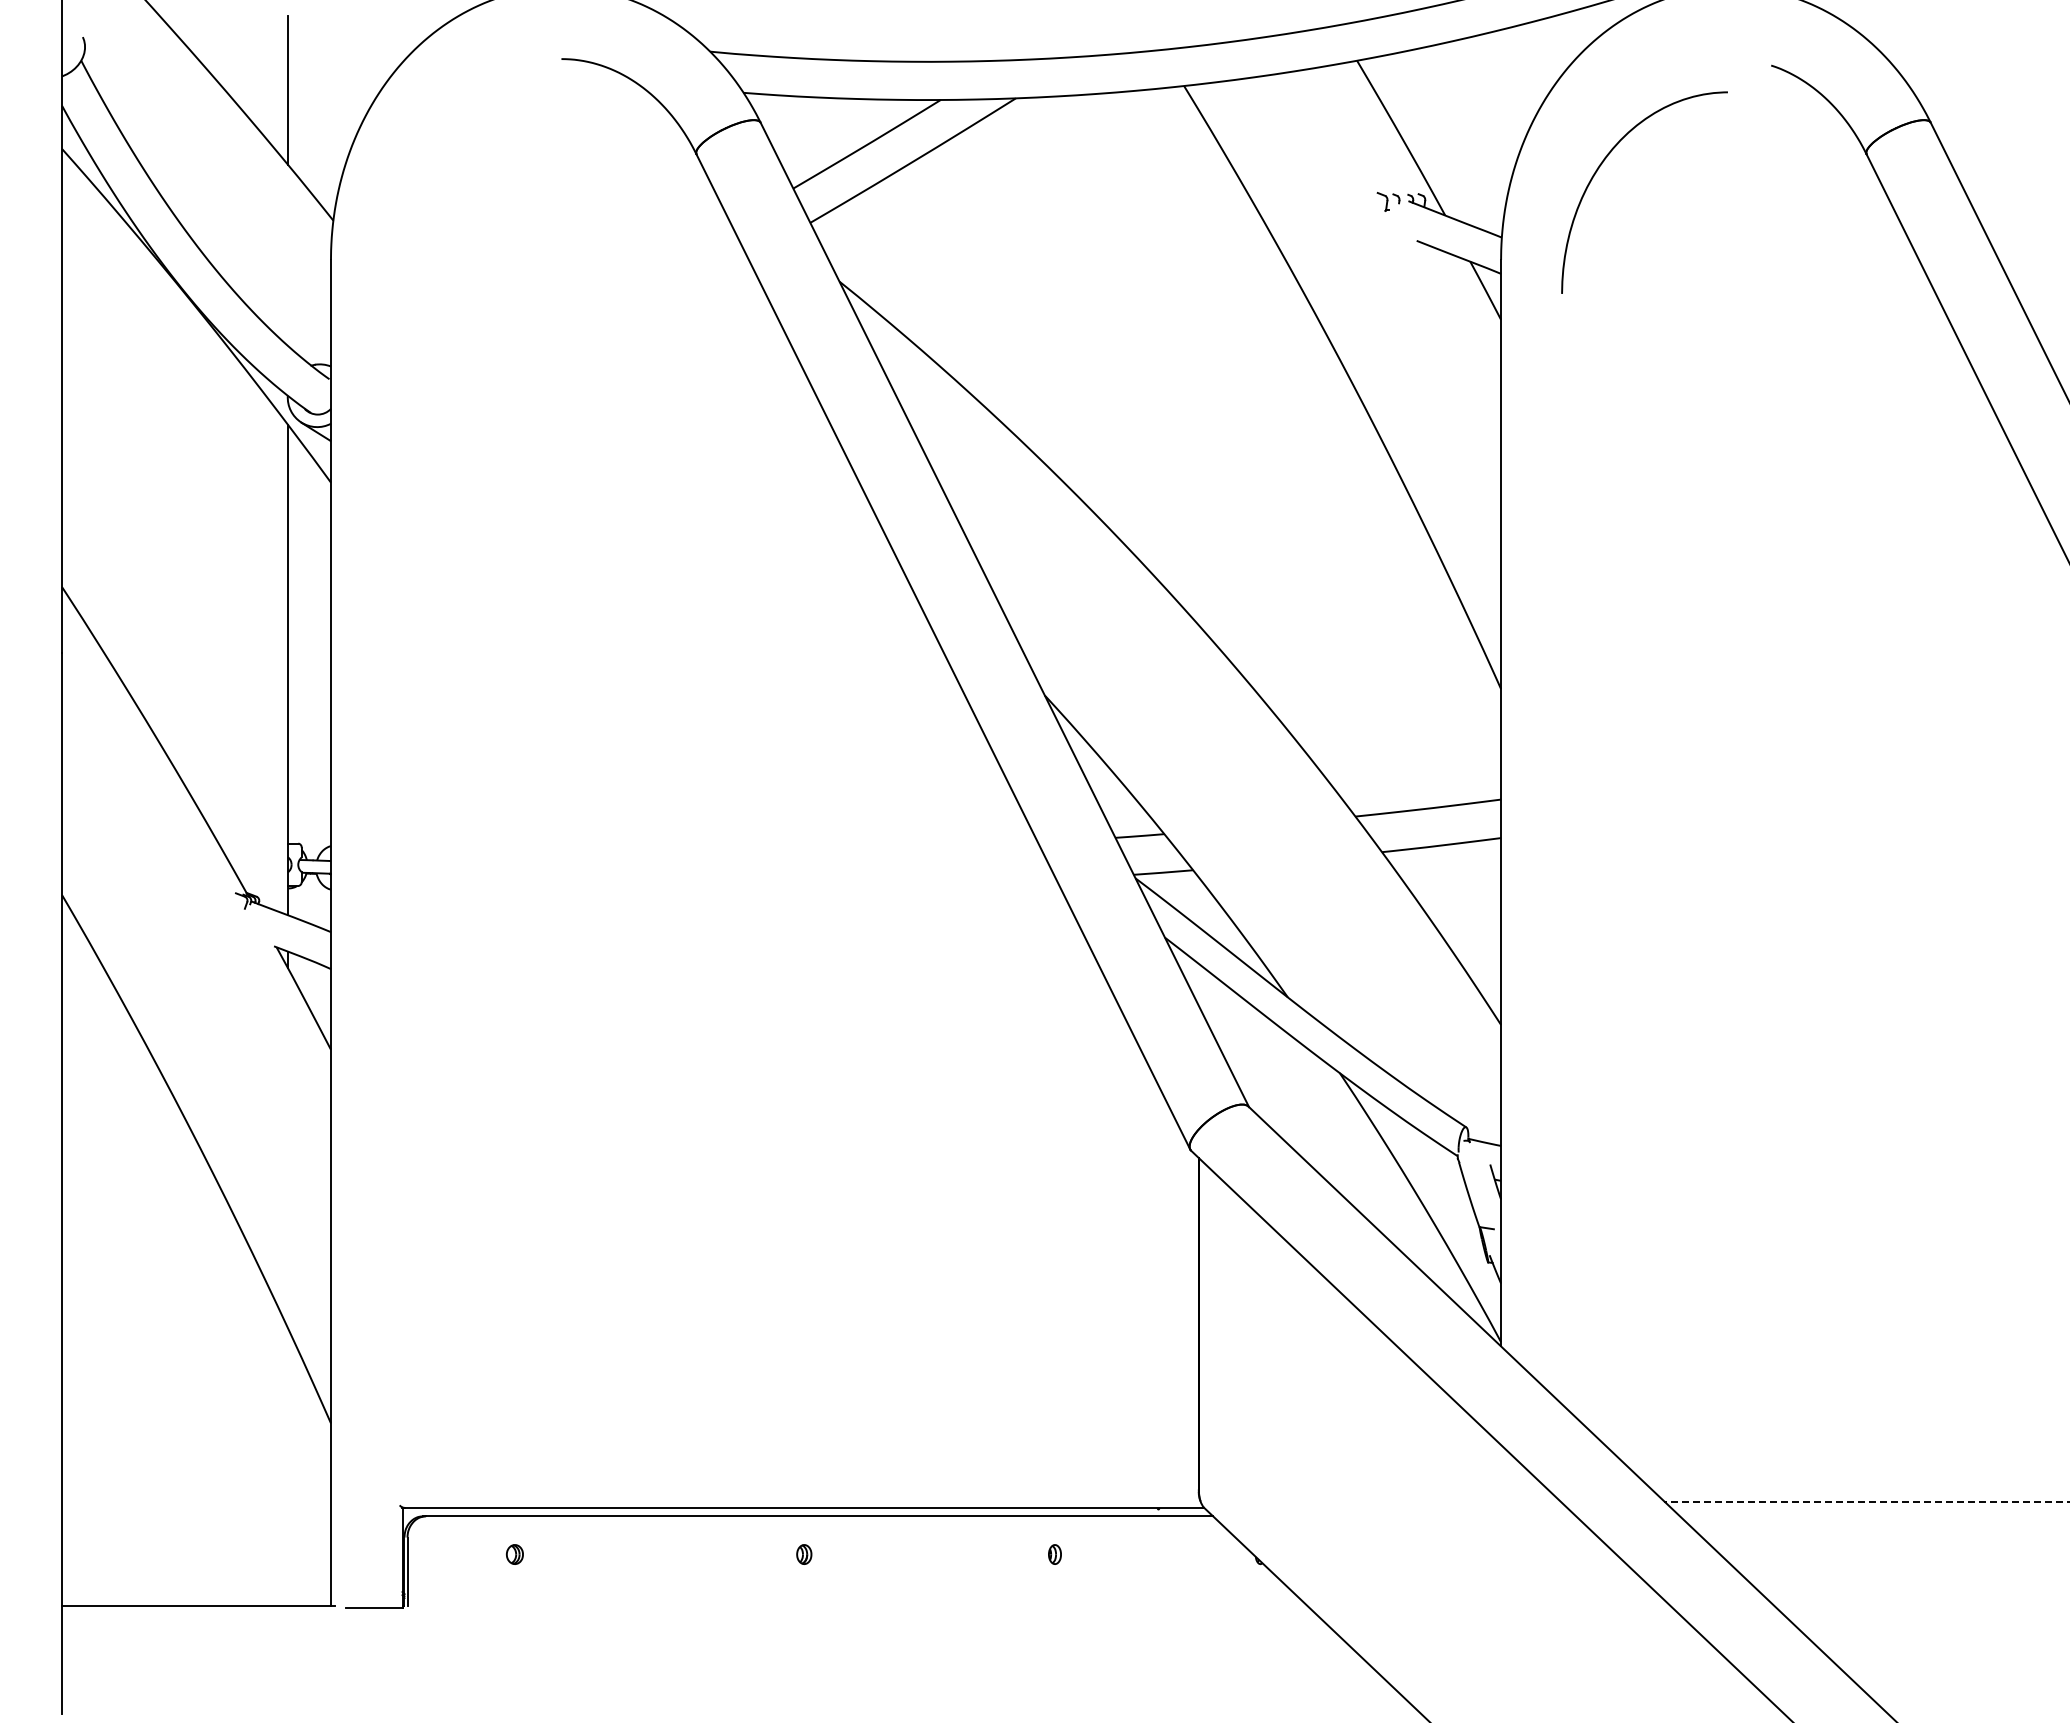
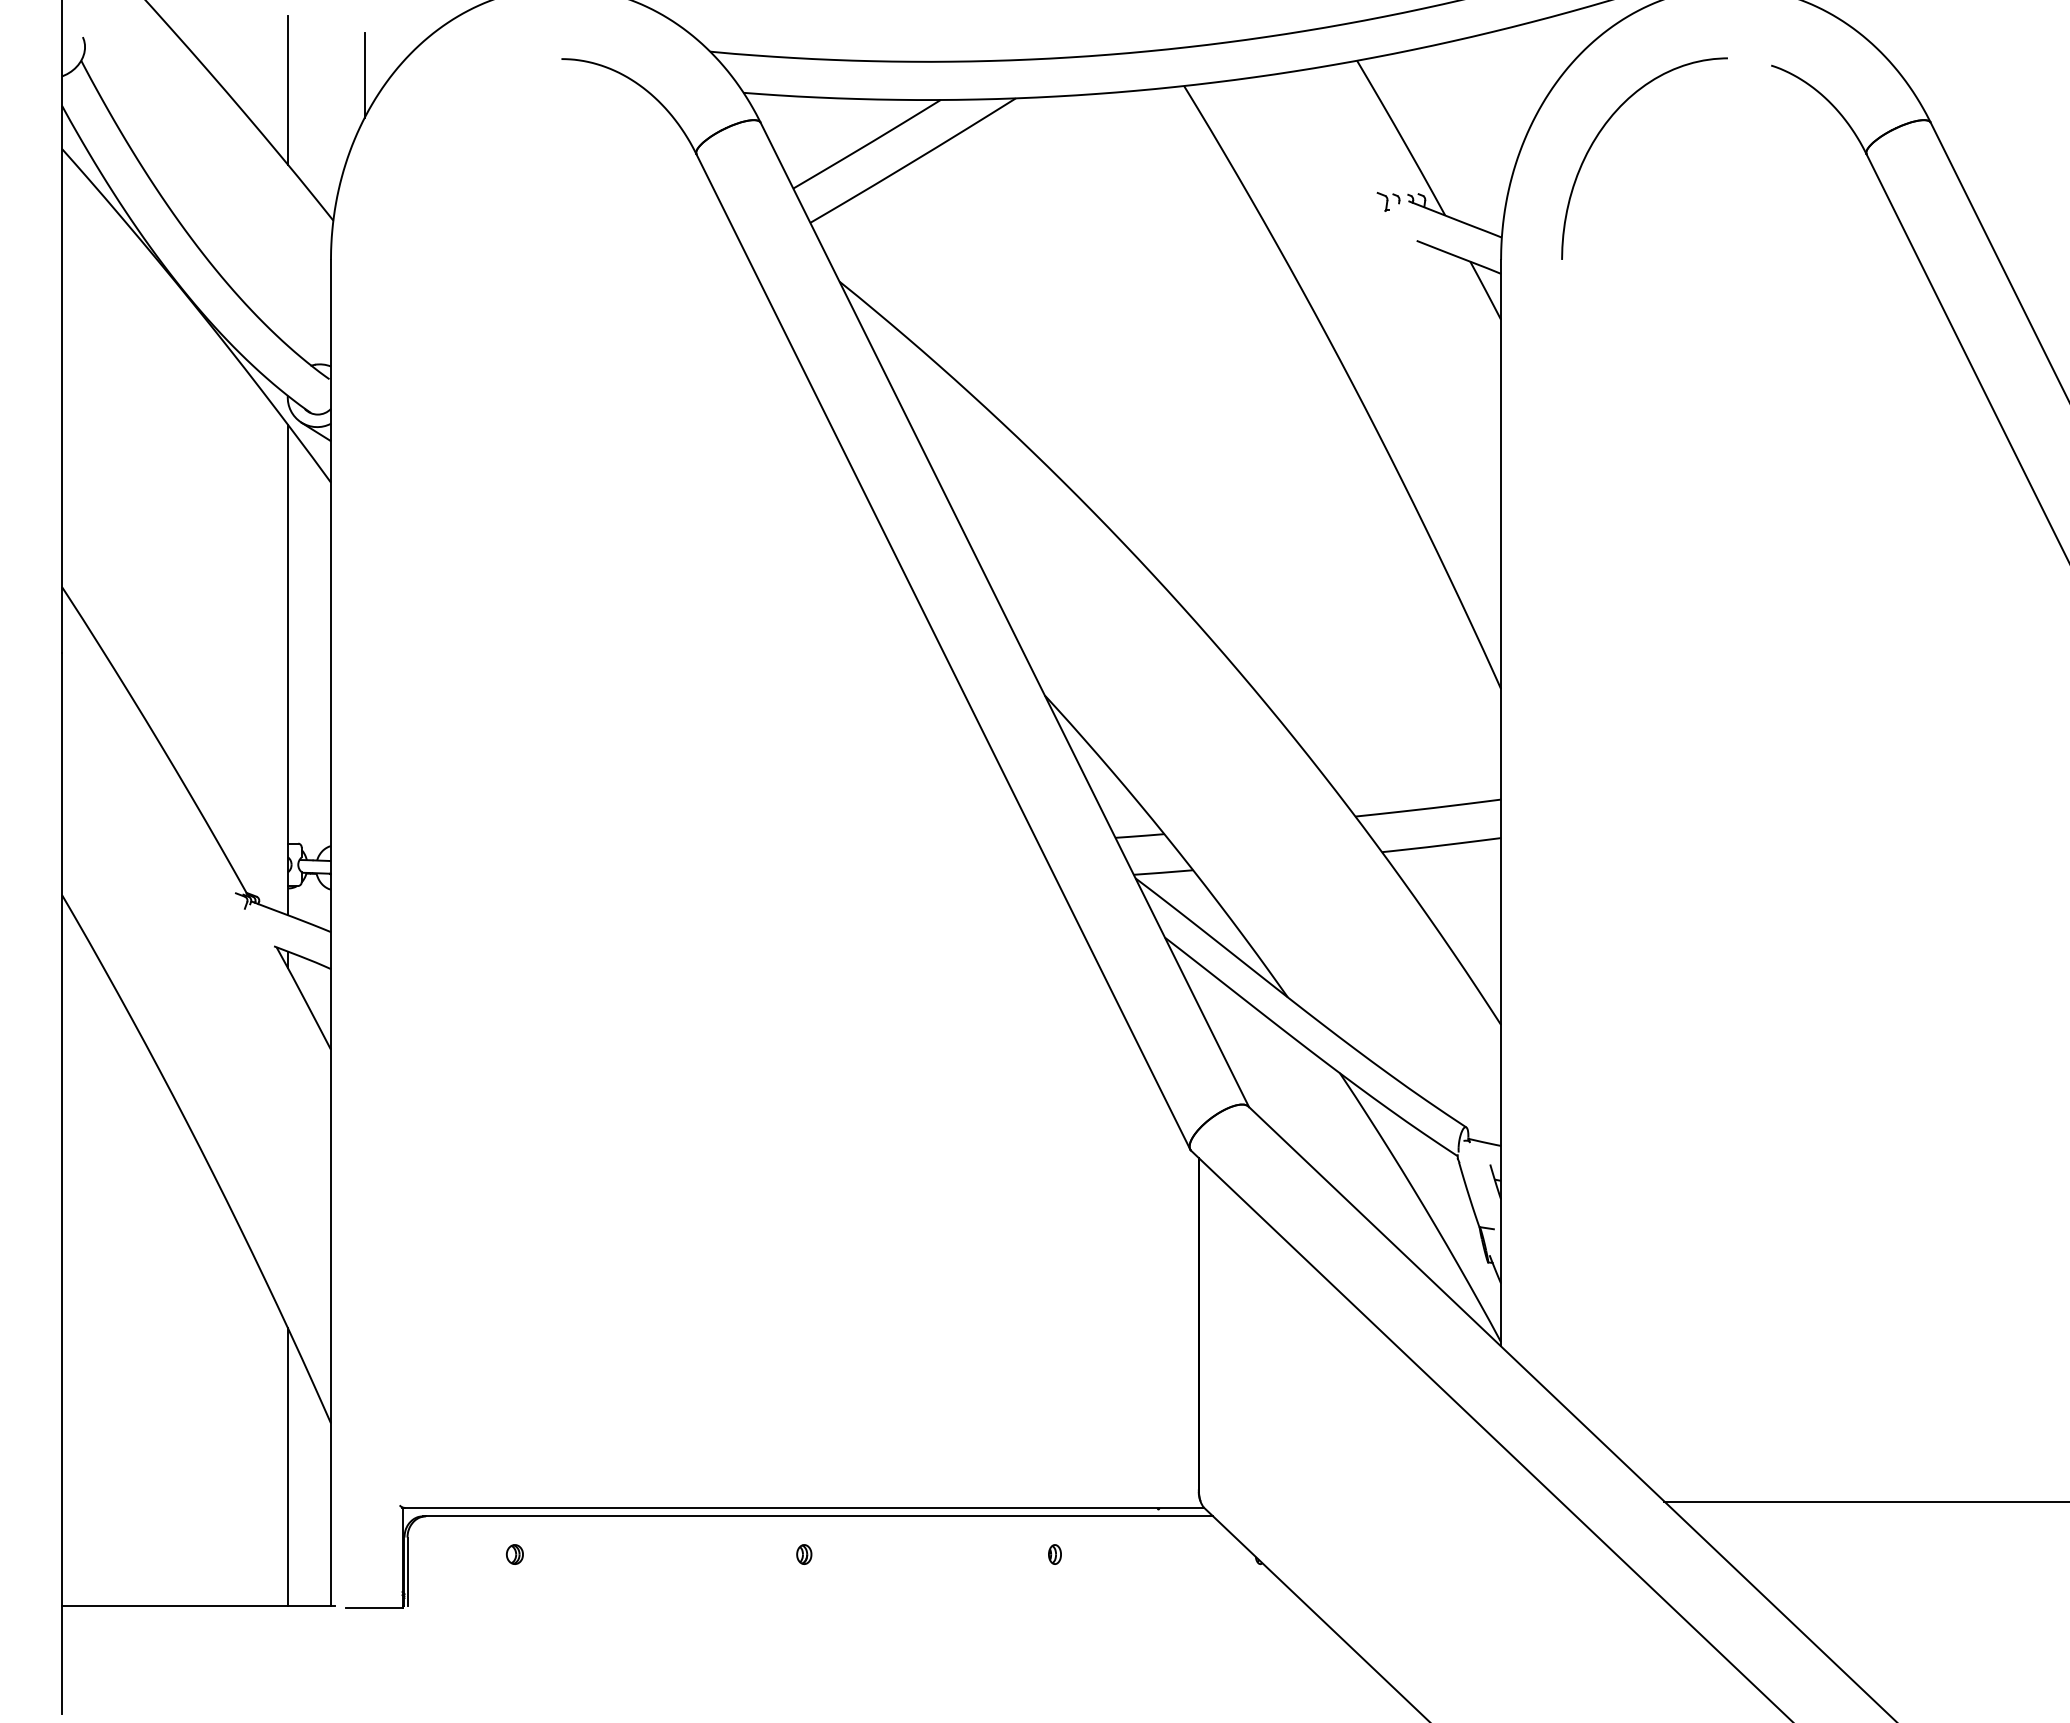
line: none -> present (364, 75)
curve position: (1604, 161) -> (1604, 127) (1604, 127)
line: none -> present (287, 1466)
line: dashed -> solid (1866, 1501)
